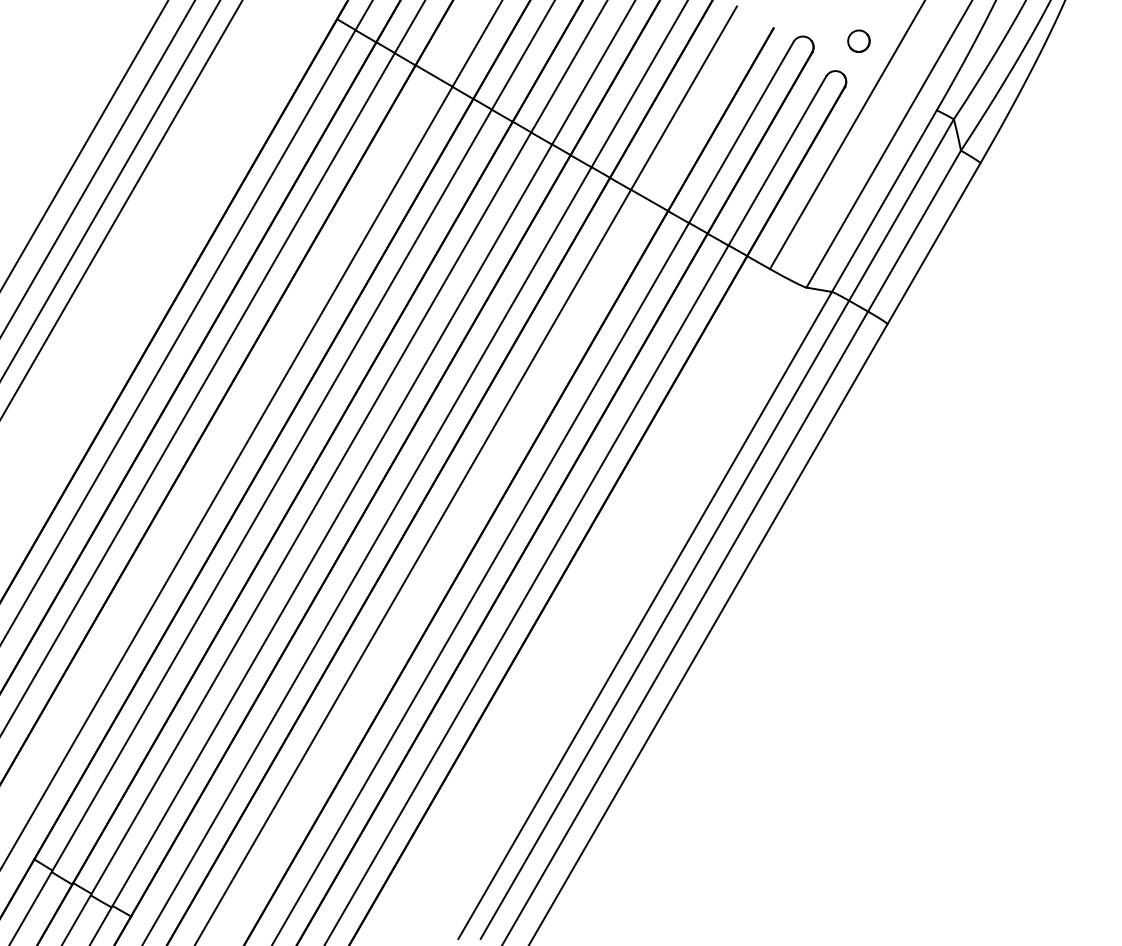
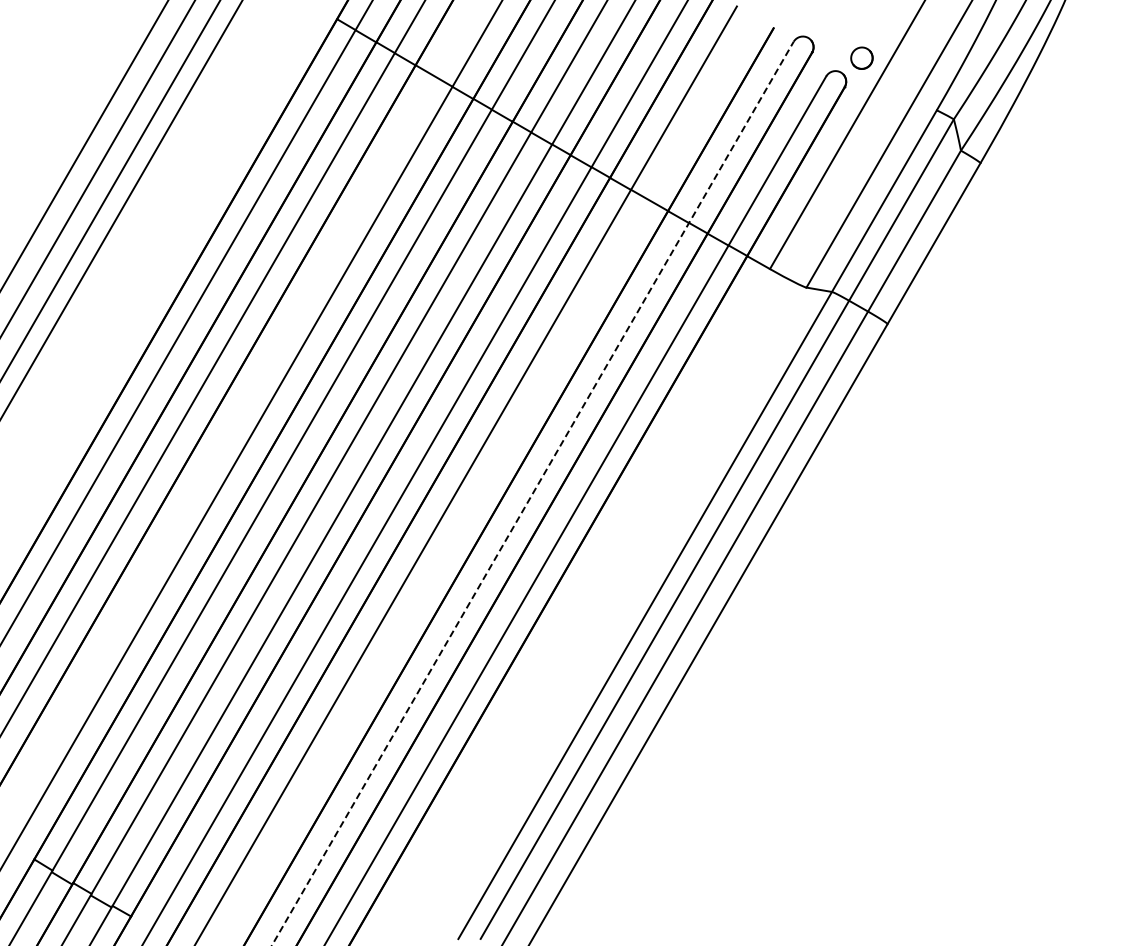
part position: (858, 40) -> (861, 57) (861, 57)
line: solid -> dashed (532, 493)
